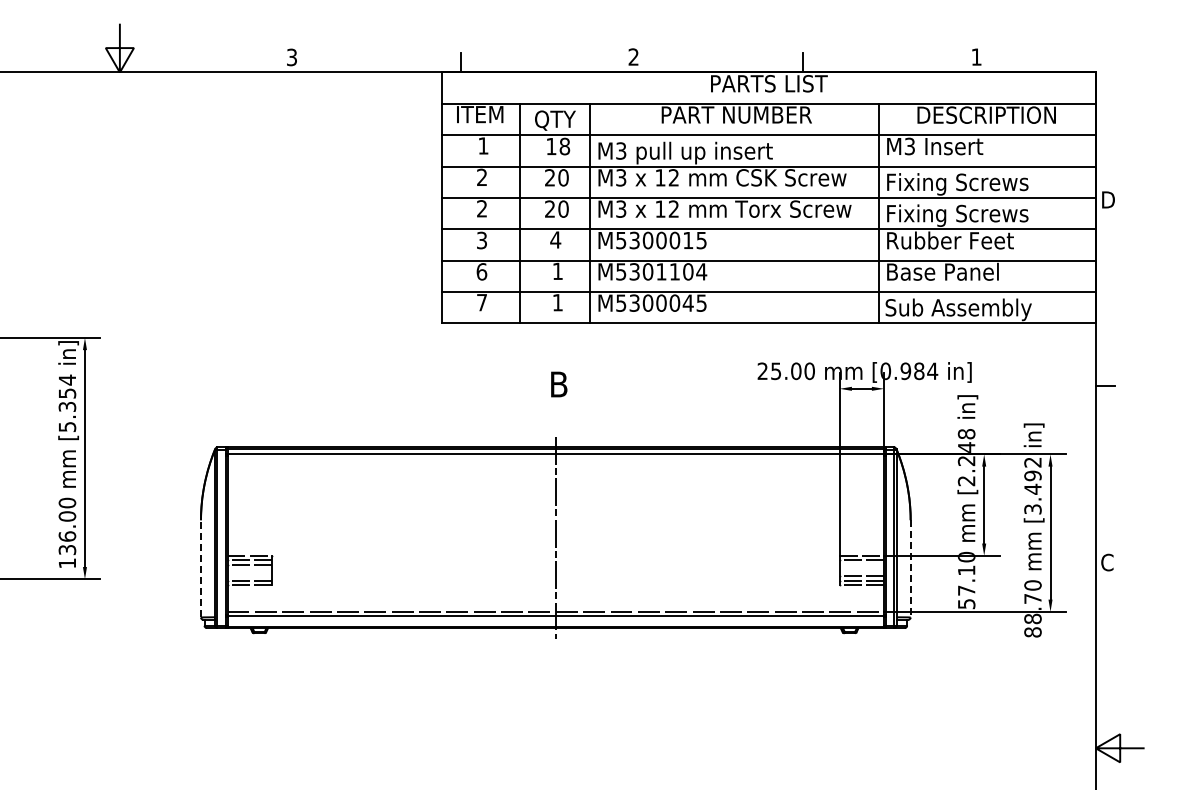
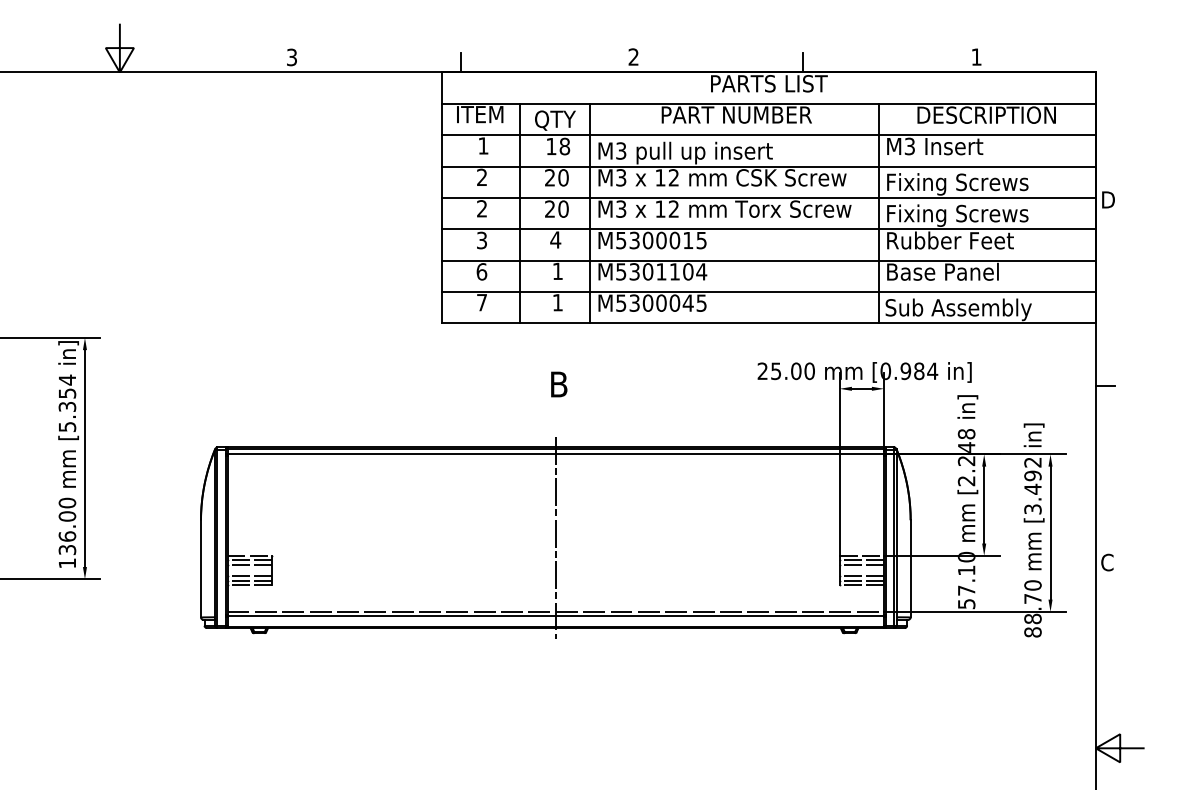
line: none -> present (861, 564)
line: dashed -> solid (201, 568)
line: dashed -> solid (910, 568)
line: none -> present (249, 575)
